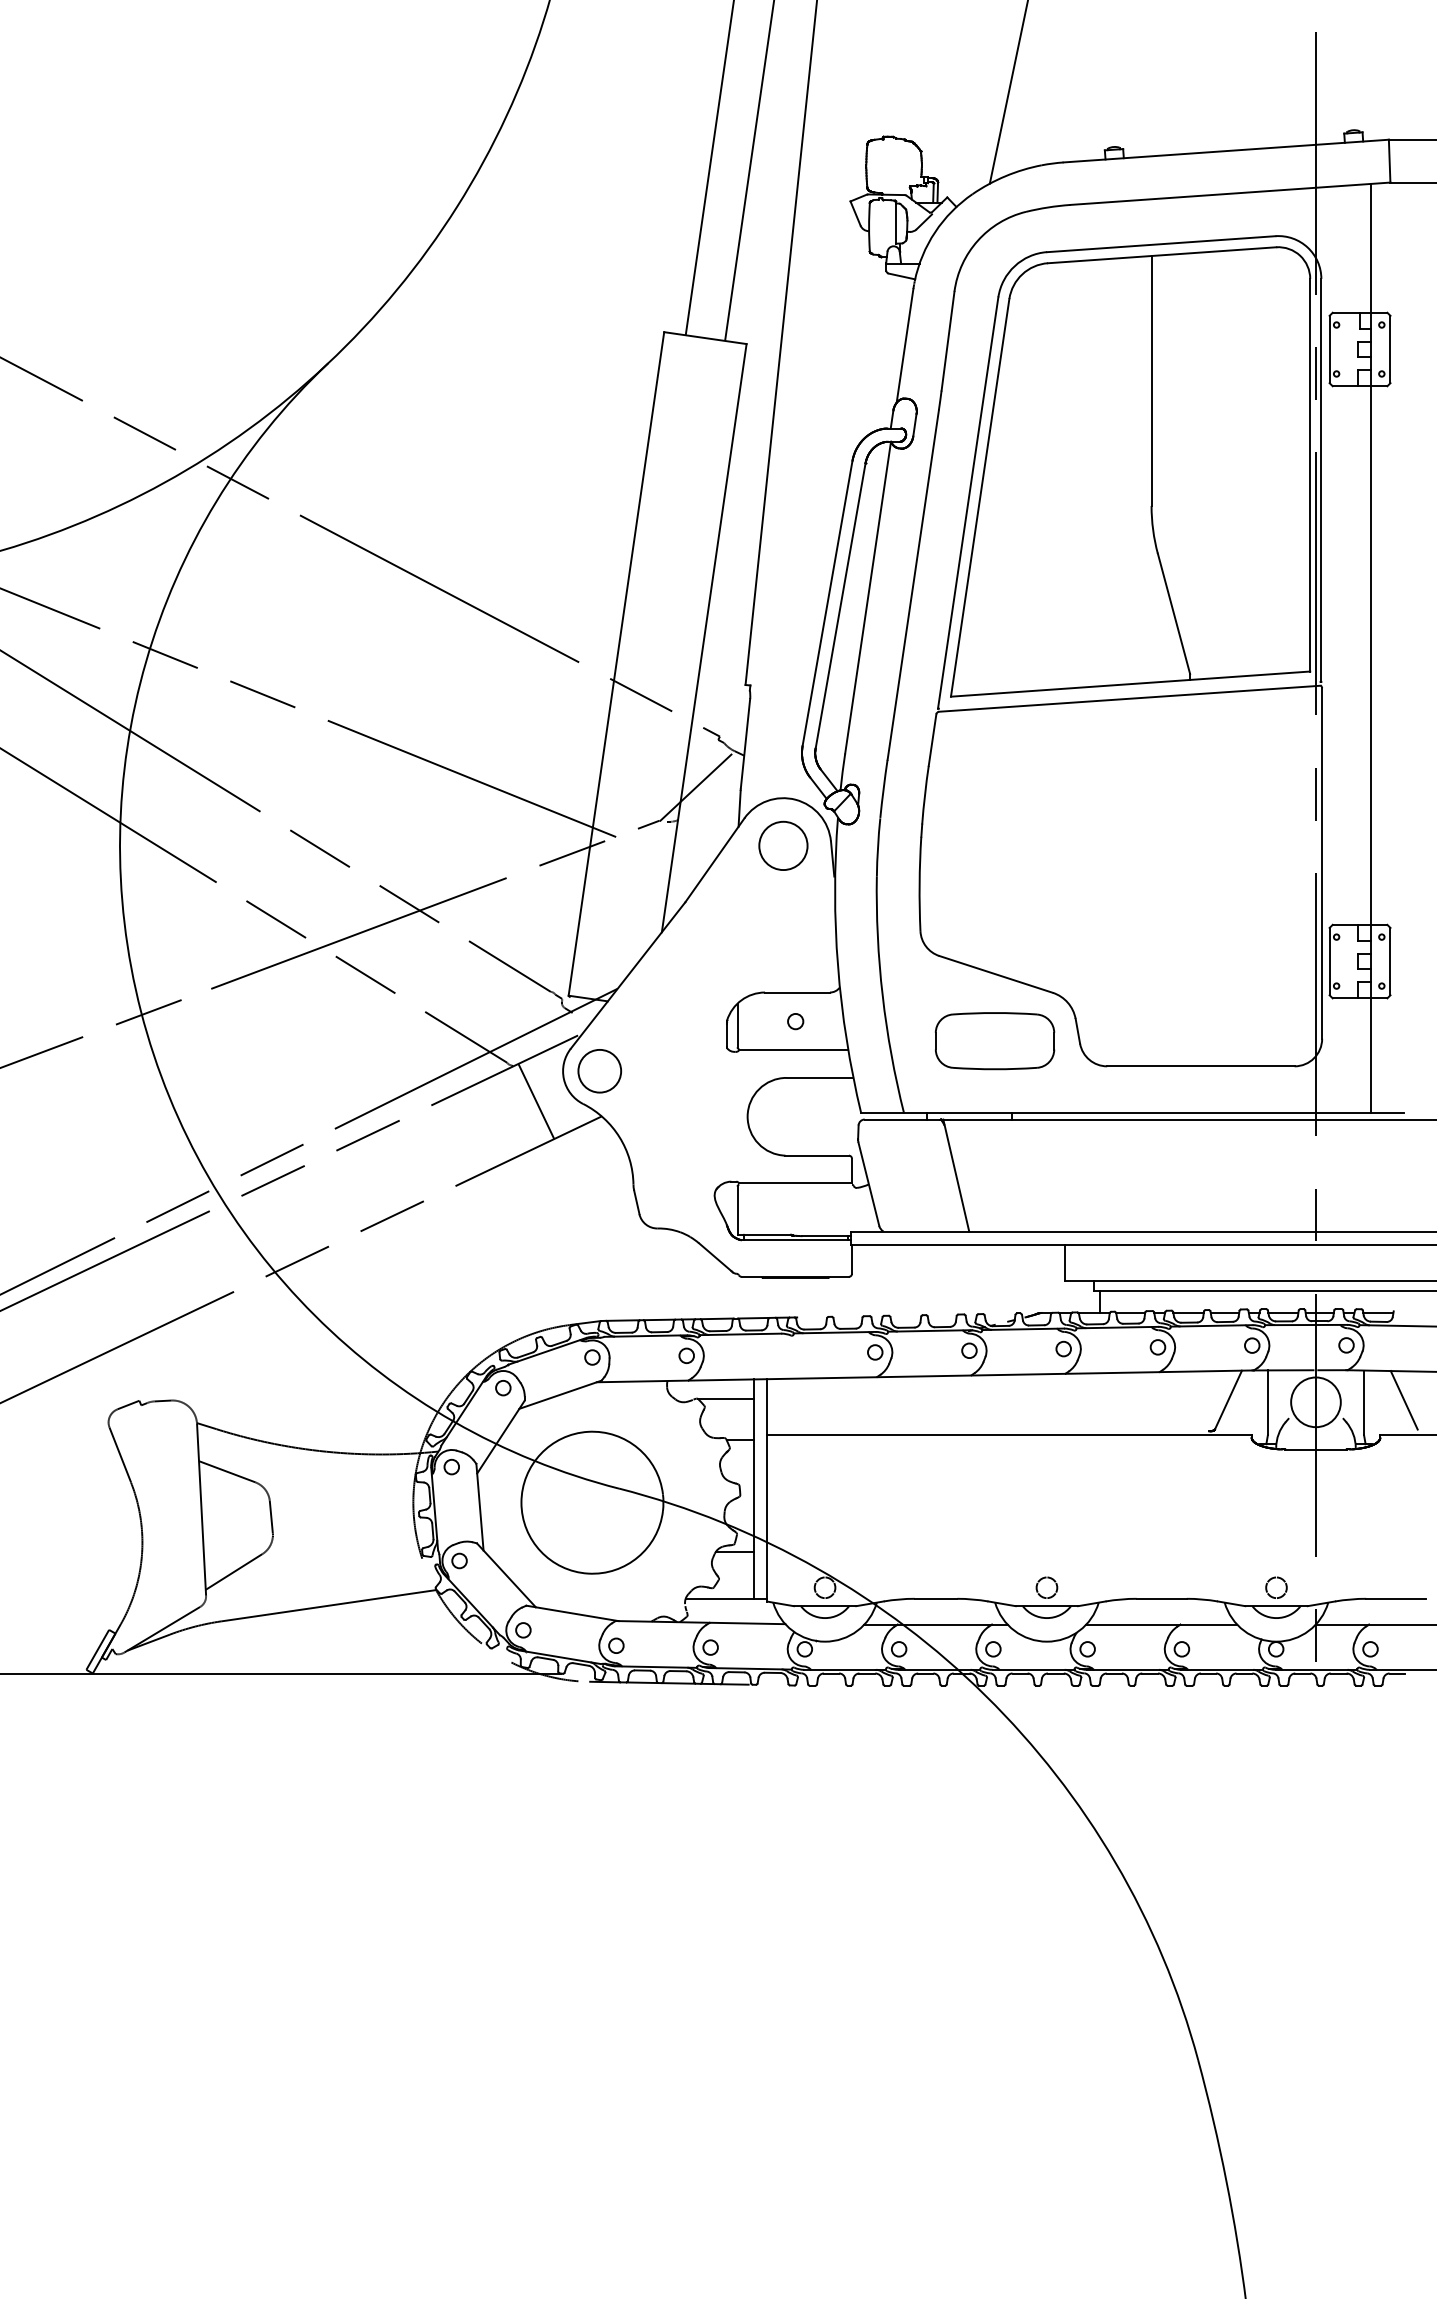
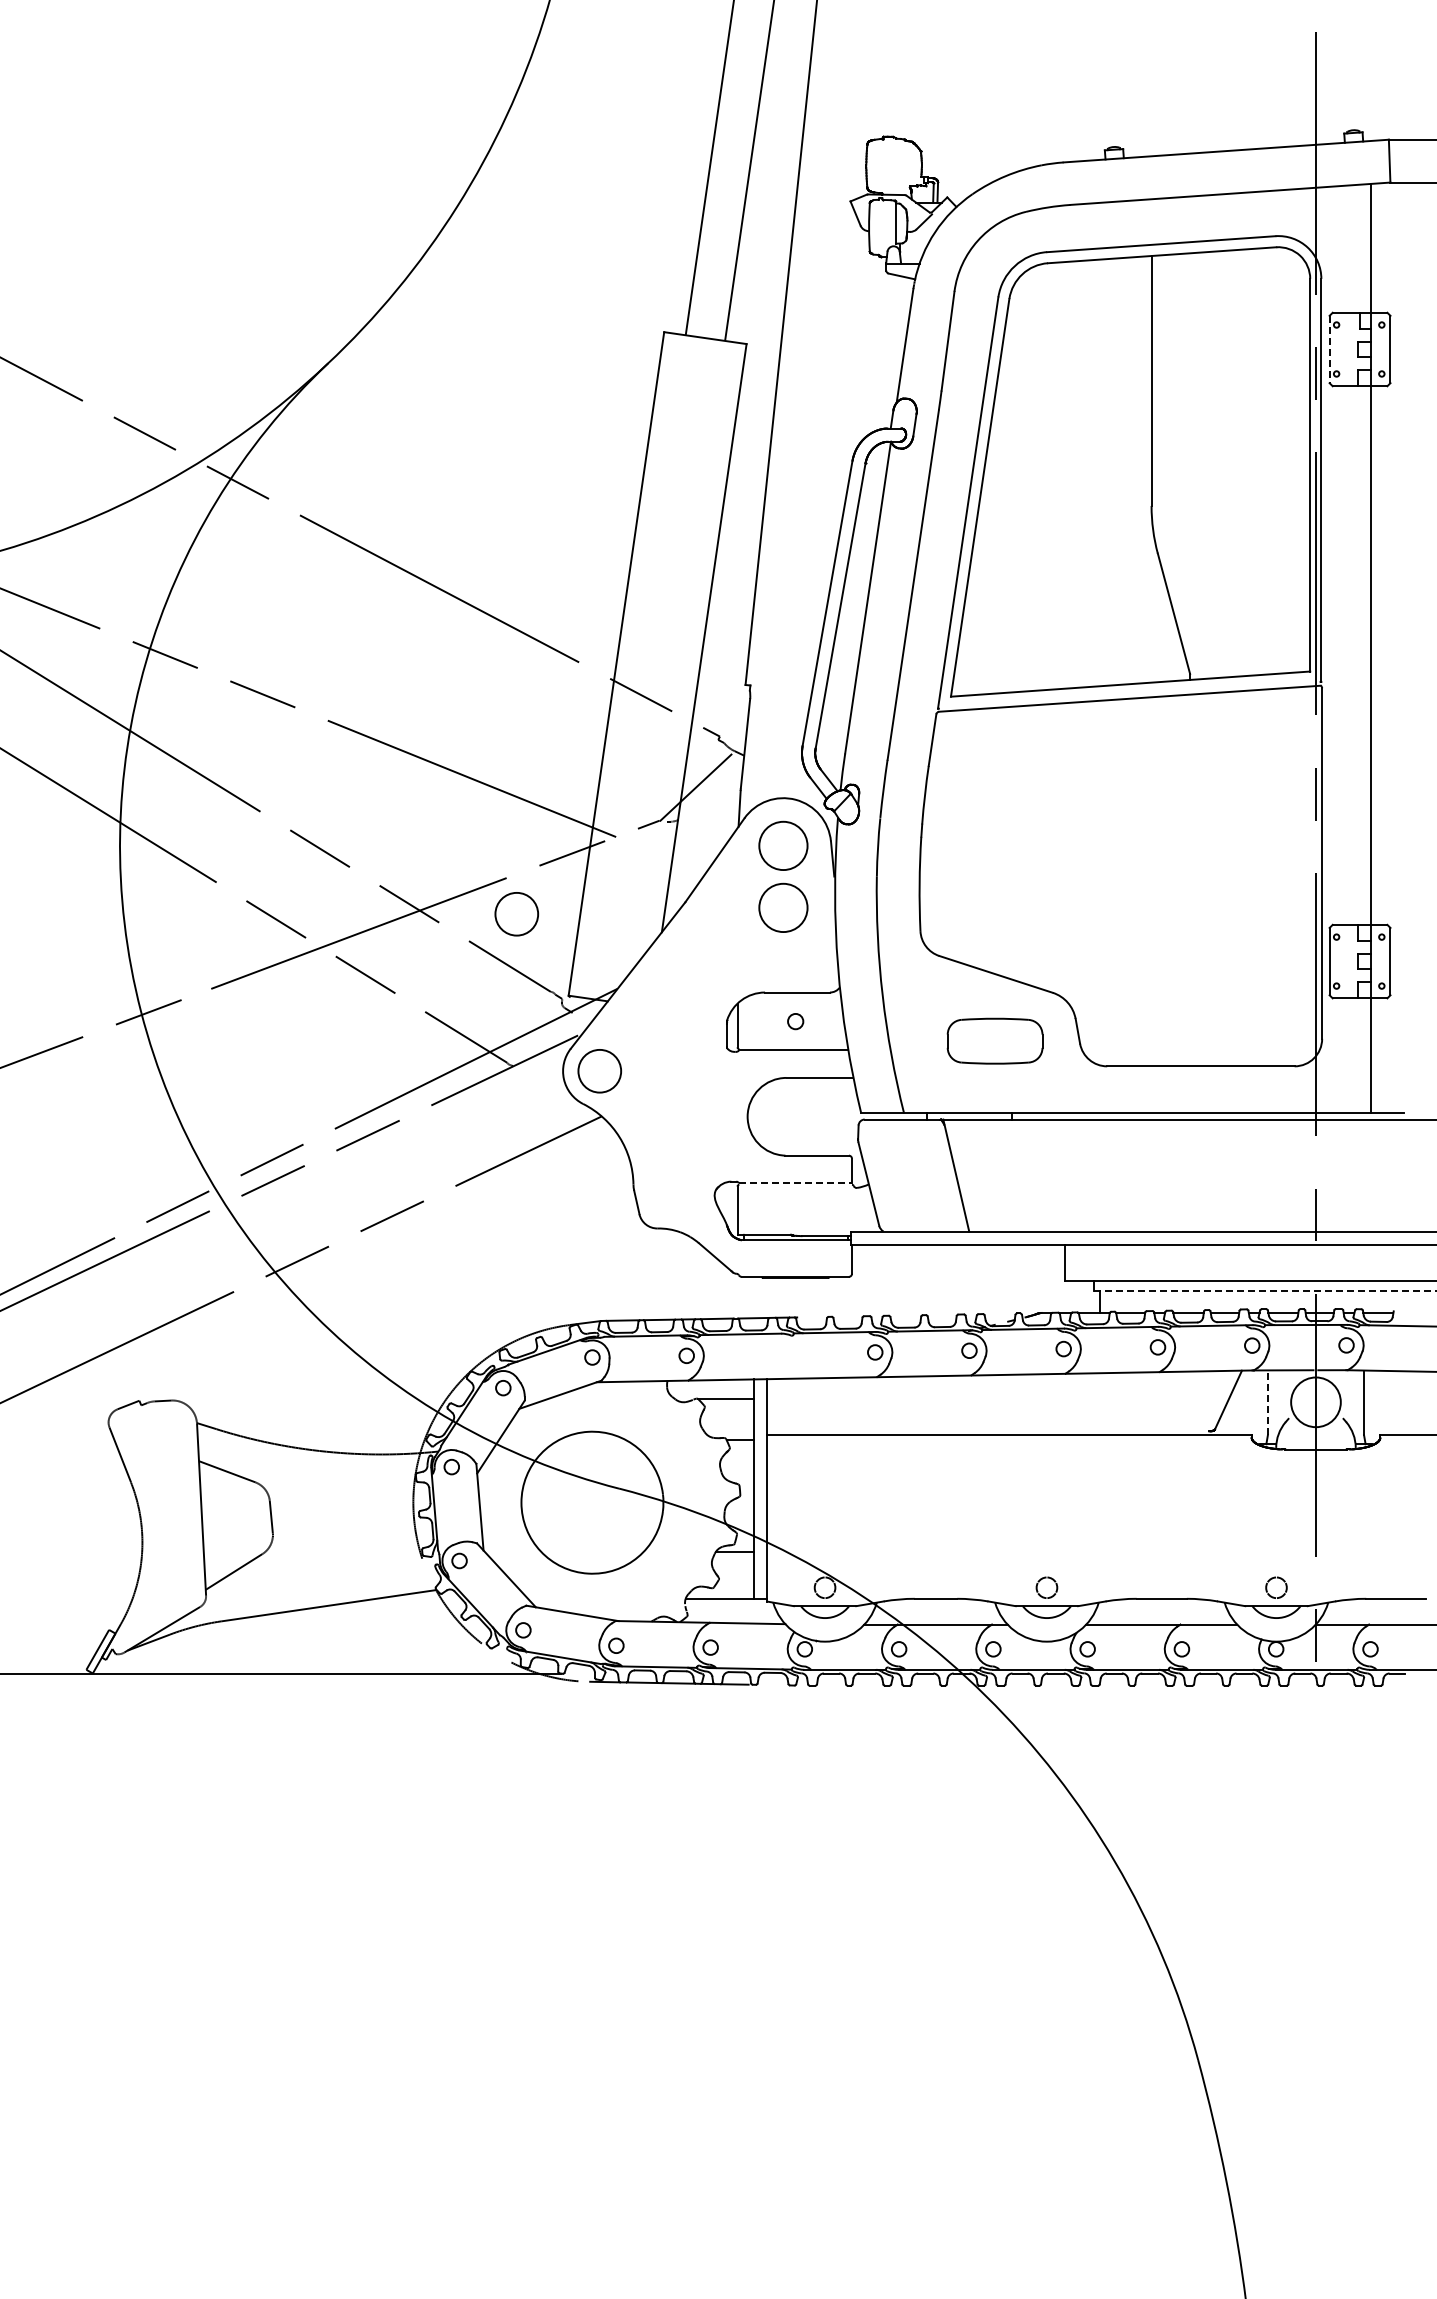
line: present -> none (1008, 92)
line: solid -> dashed (1329, 349)
circle: none -> present (783, 907)
circle: none -> present (516, 914)
part size: 121x59 px -> 98x48 px (994, 1040)
line: present -> none (536, 1101)
line: solid -> dashed (796, 1183)
line: solid -> dashed (1265, 1290)
line: present -> none (1403, 1400)
line: solid -> dashed (1267, 1402)
